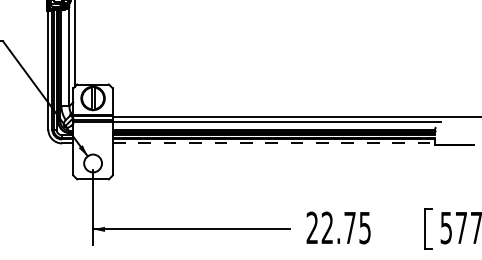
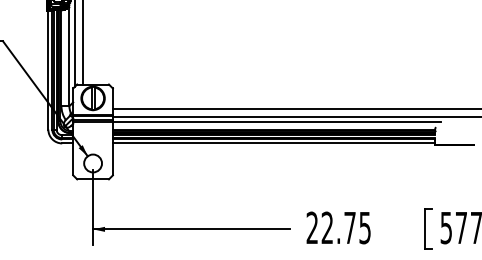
line: none -> present (82, 43)
line: none -> present (295, 108)
line: dashed -> solid (274, 143)
